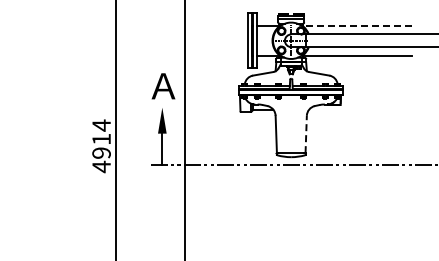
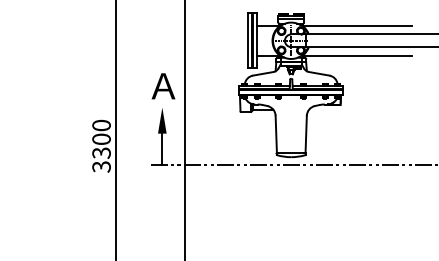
line: dashed -> solid (357, 25)
line: dashed -> solid (306, 134)
text: 4914 -> 3300 (101, 146)
